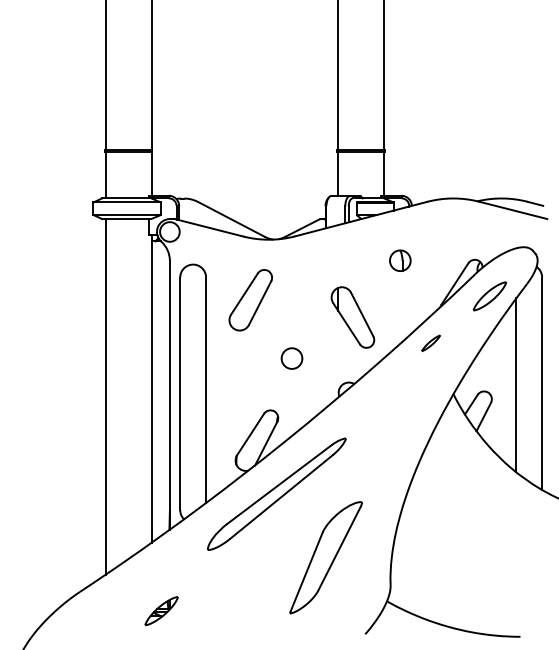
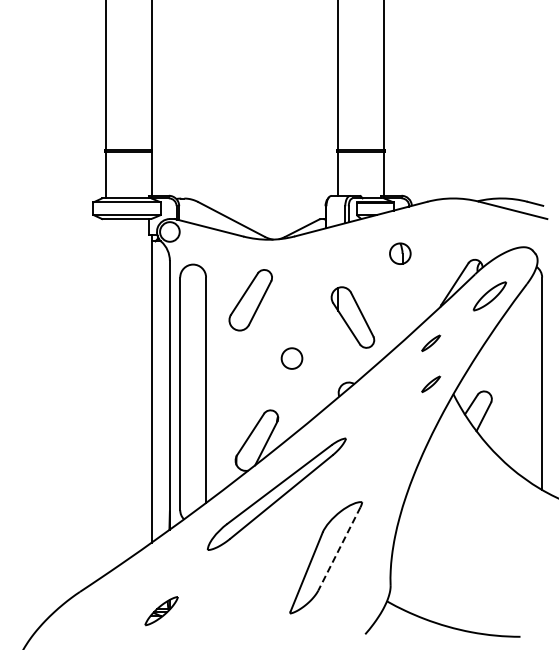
part position: (400, 260) -> (400, 253) (400, 253)
part: none -> present (431, 383)
line: present -> none (516, 385)
line: present -> none (105, 396)
line: solid -> dashed (339, 548)
